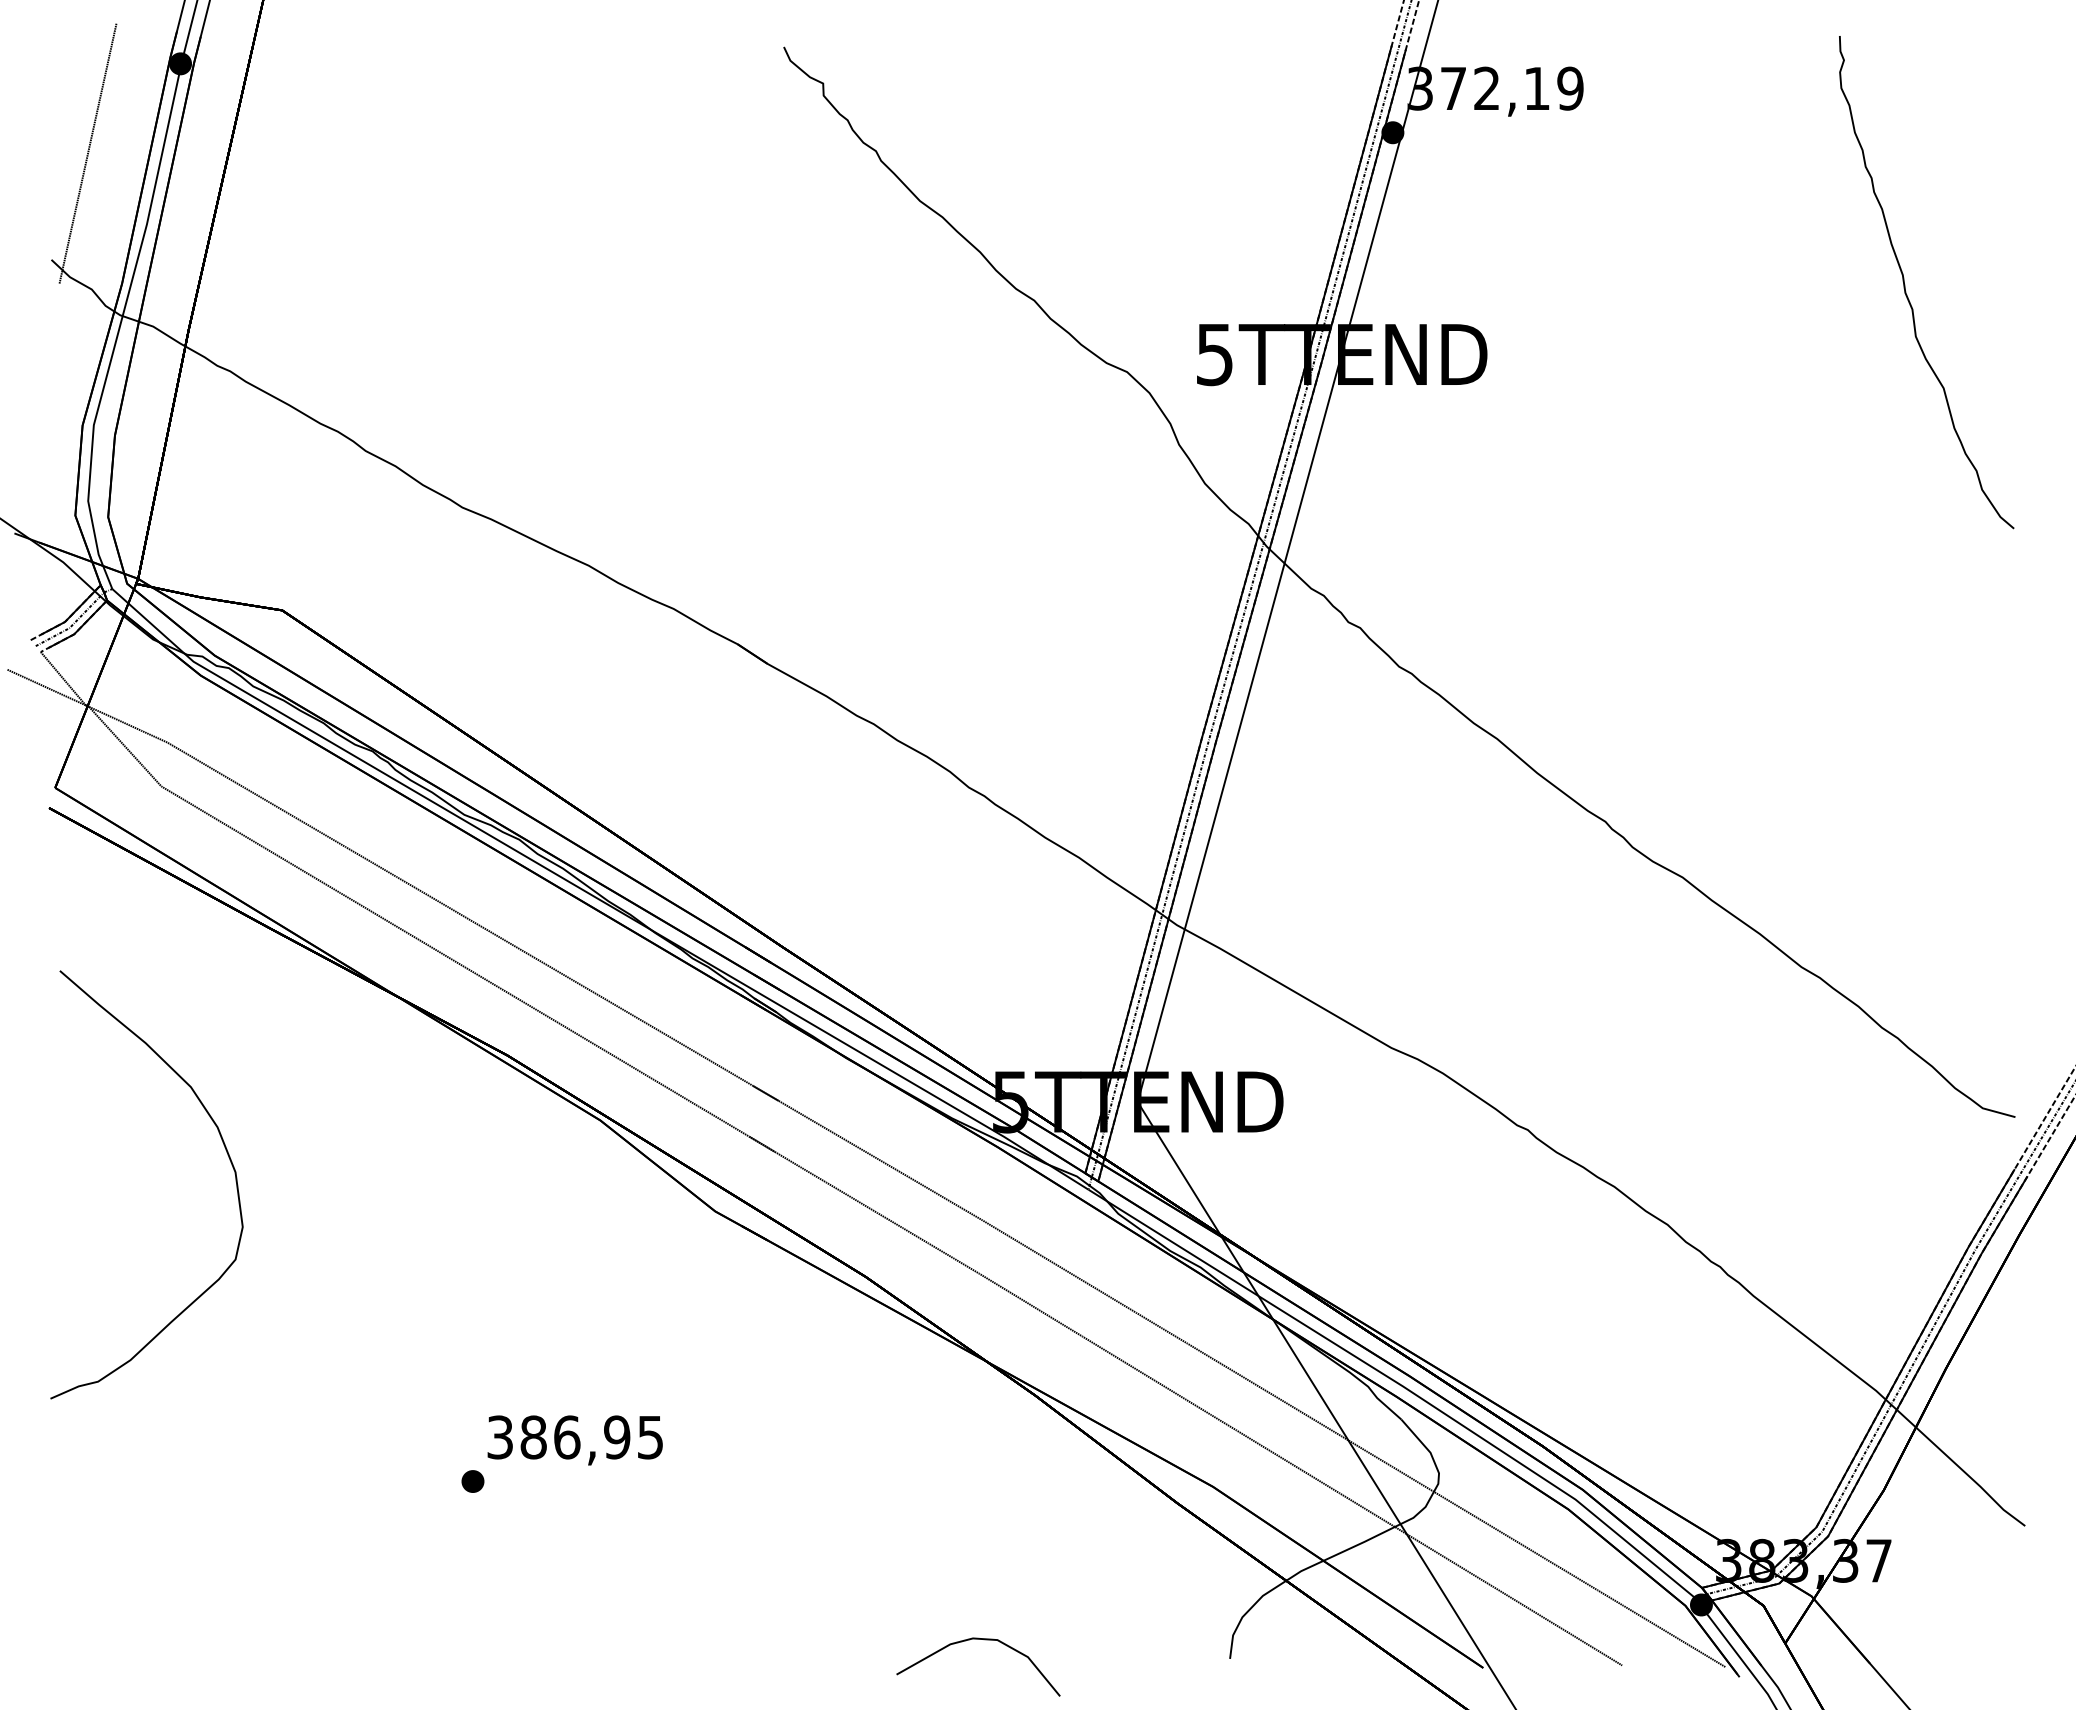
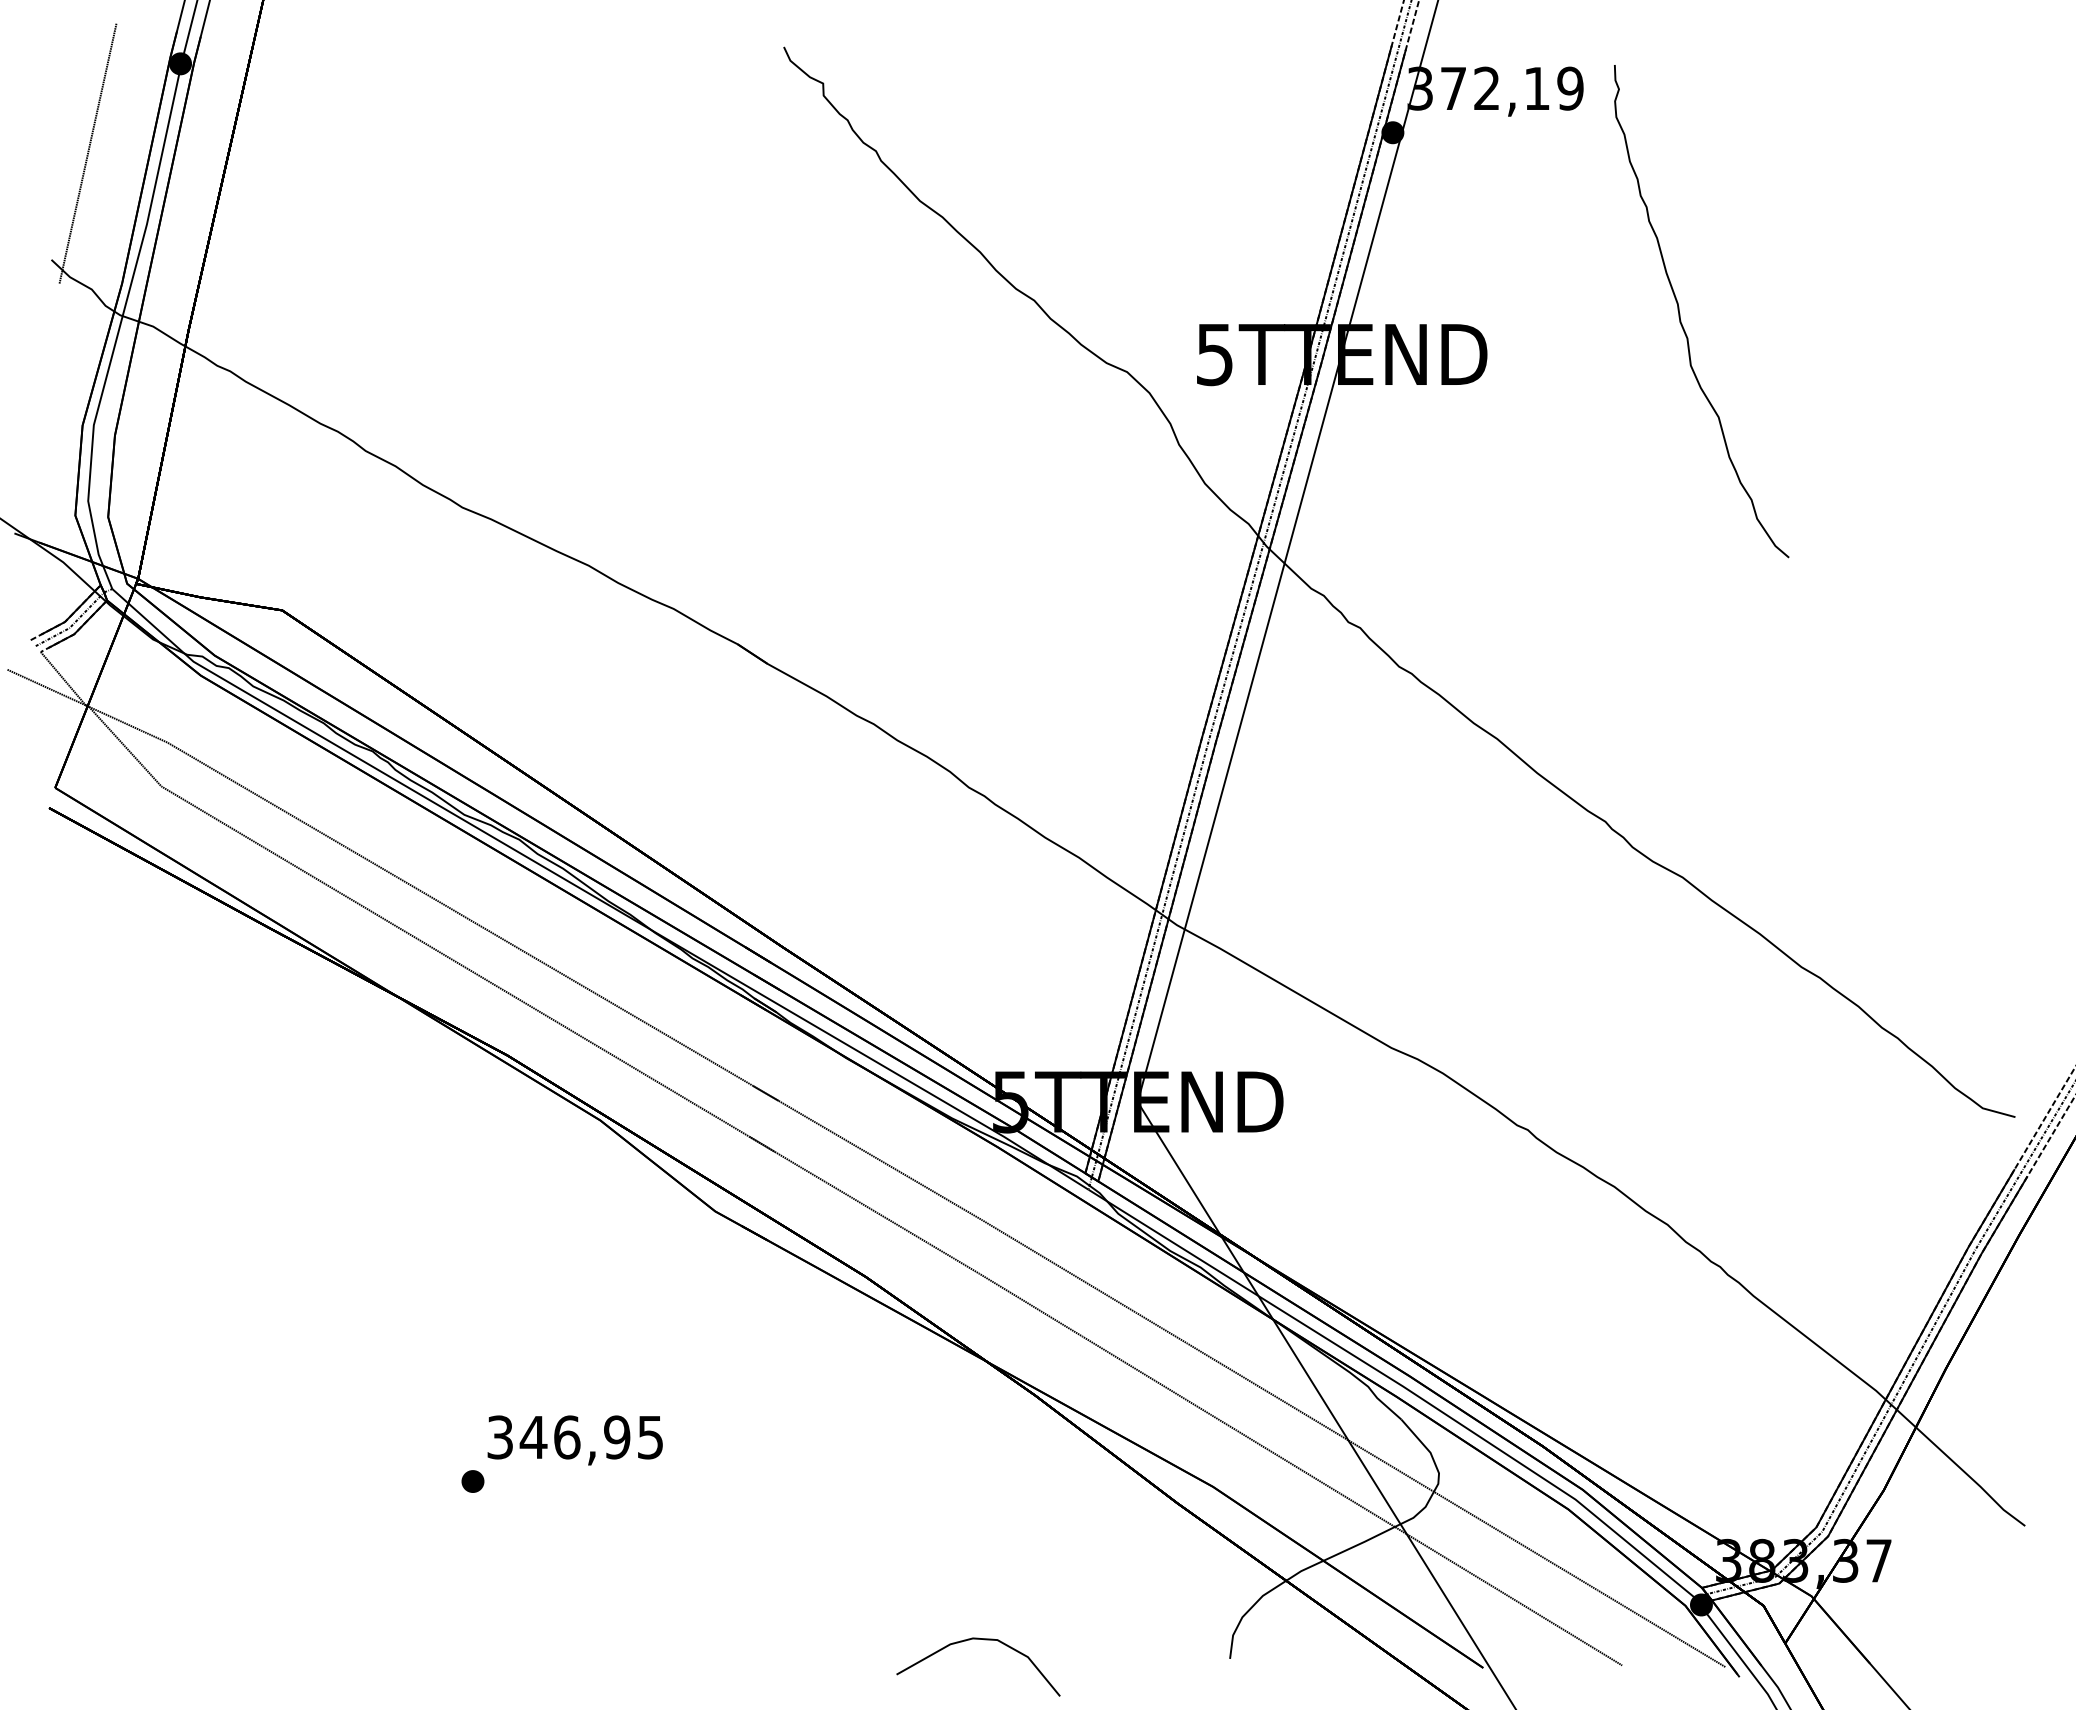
part position: (1905, 284) -> (1680, 313) (1680, 313)
curve: present -> none (225, 1150)
text: 386,95 -> 346,95 (533, 1437)
